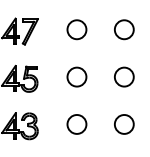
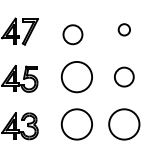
circle position: (76, 29) -> (72, 34) (72, 34)
circle size: 21x22 px -> 14x14 px (123, 29)
circle diameter: 19 px -> 30 px (76, 76)
circle diameter: 19 px -> 30 px (76, 124)
circle diameter: 19 px -> 30 px (124, 124)
